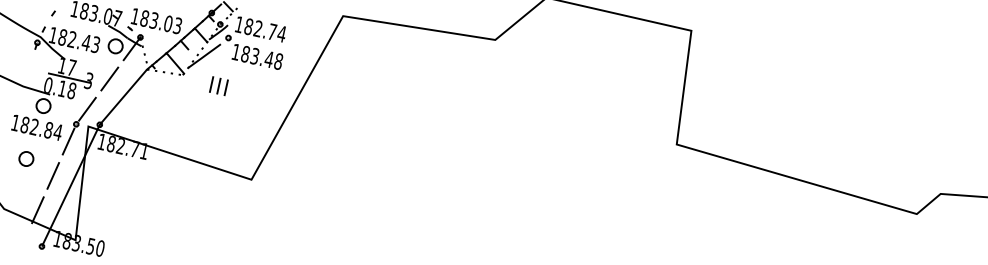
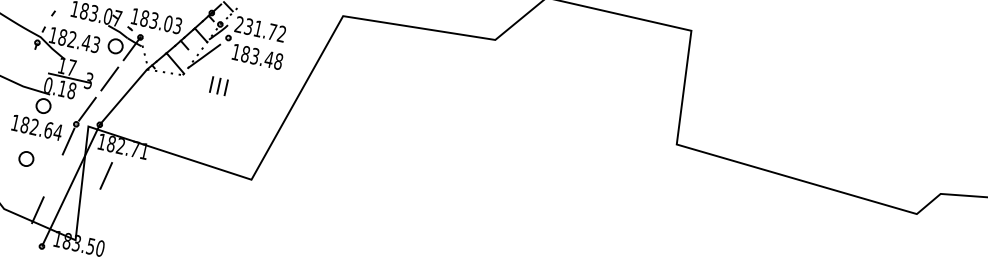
text: 182.74 -> 231.72 (259, 29)
text: 182.84 -> 182.64 (48, 129)
line position: (52, 175) -> (105, 175) (105, 175)
